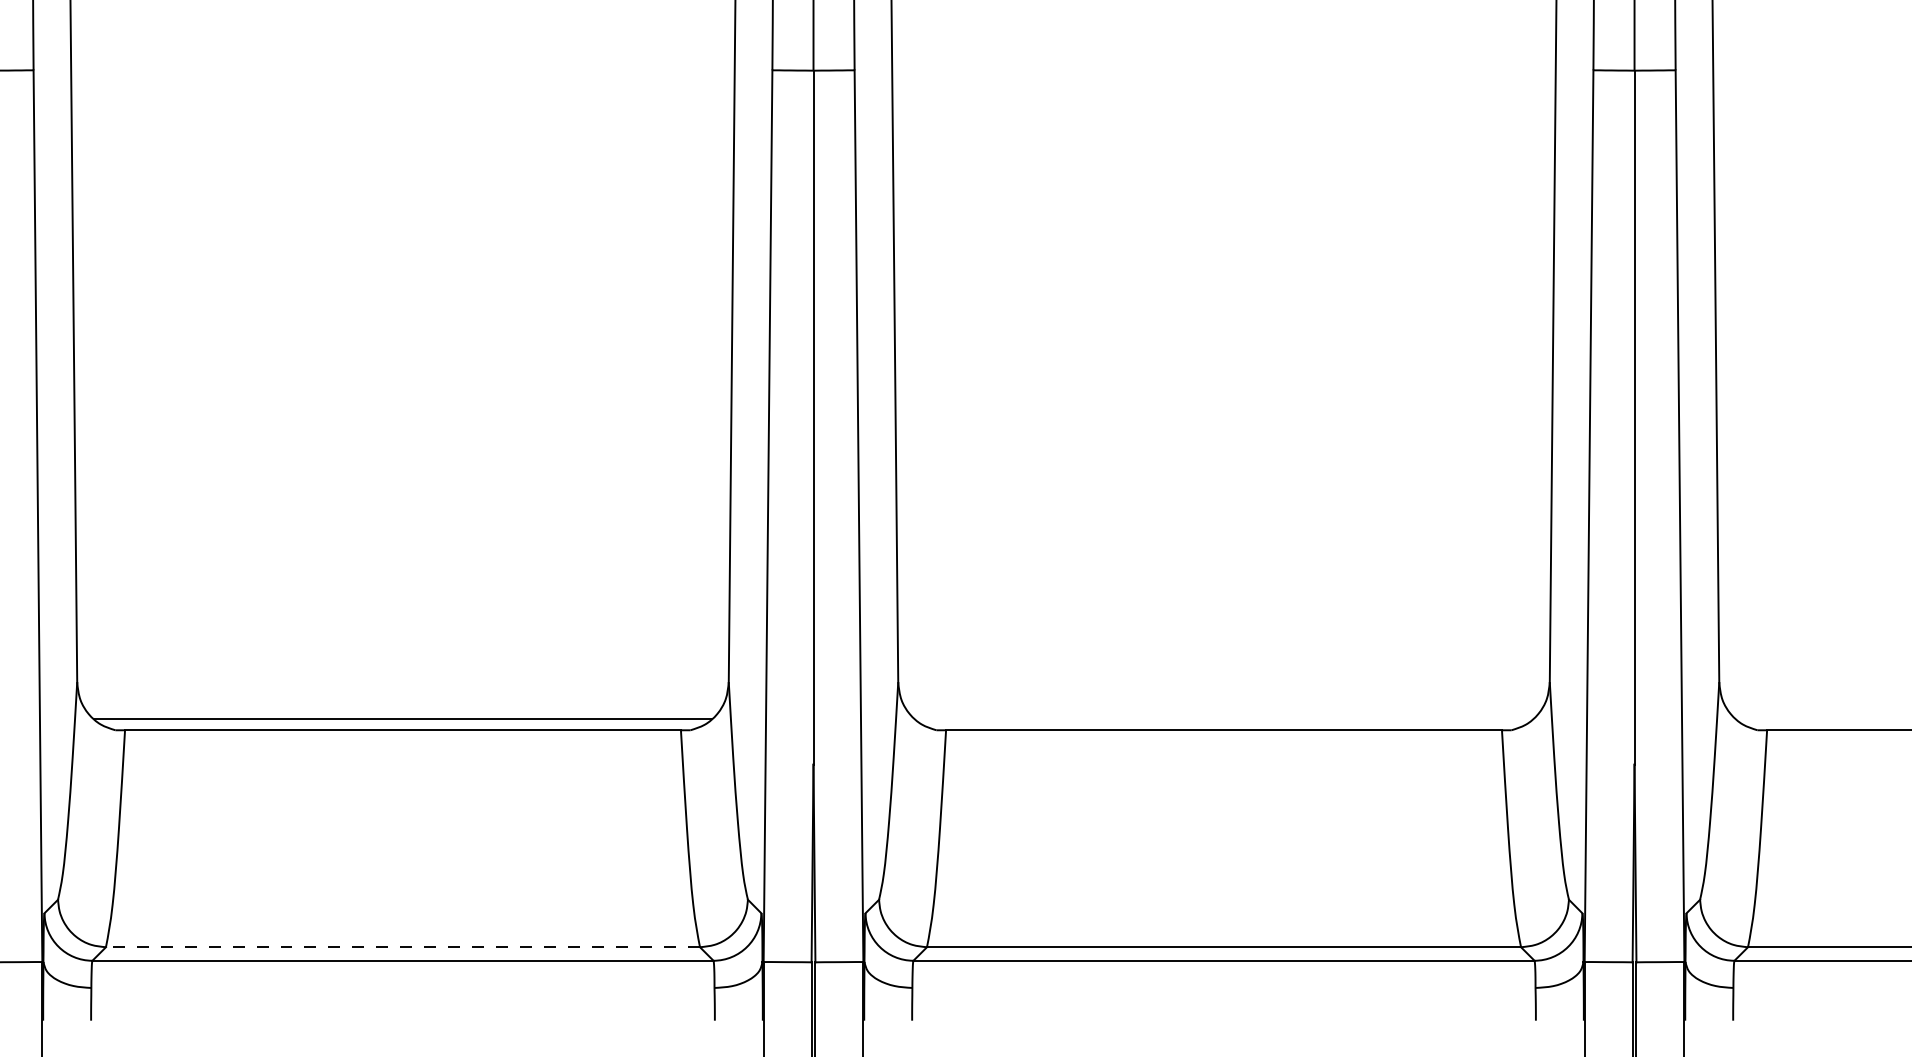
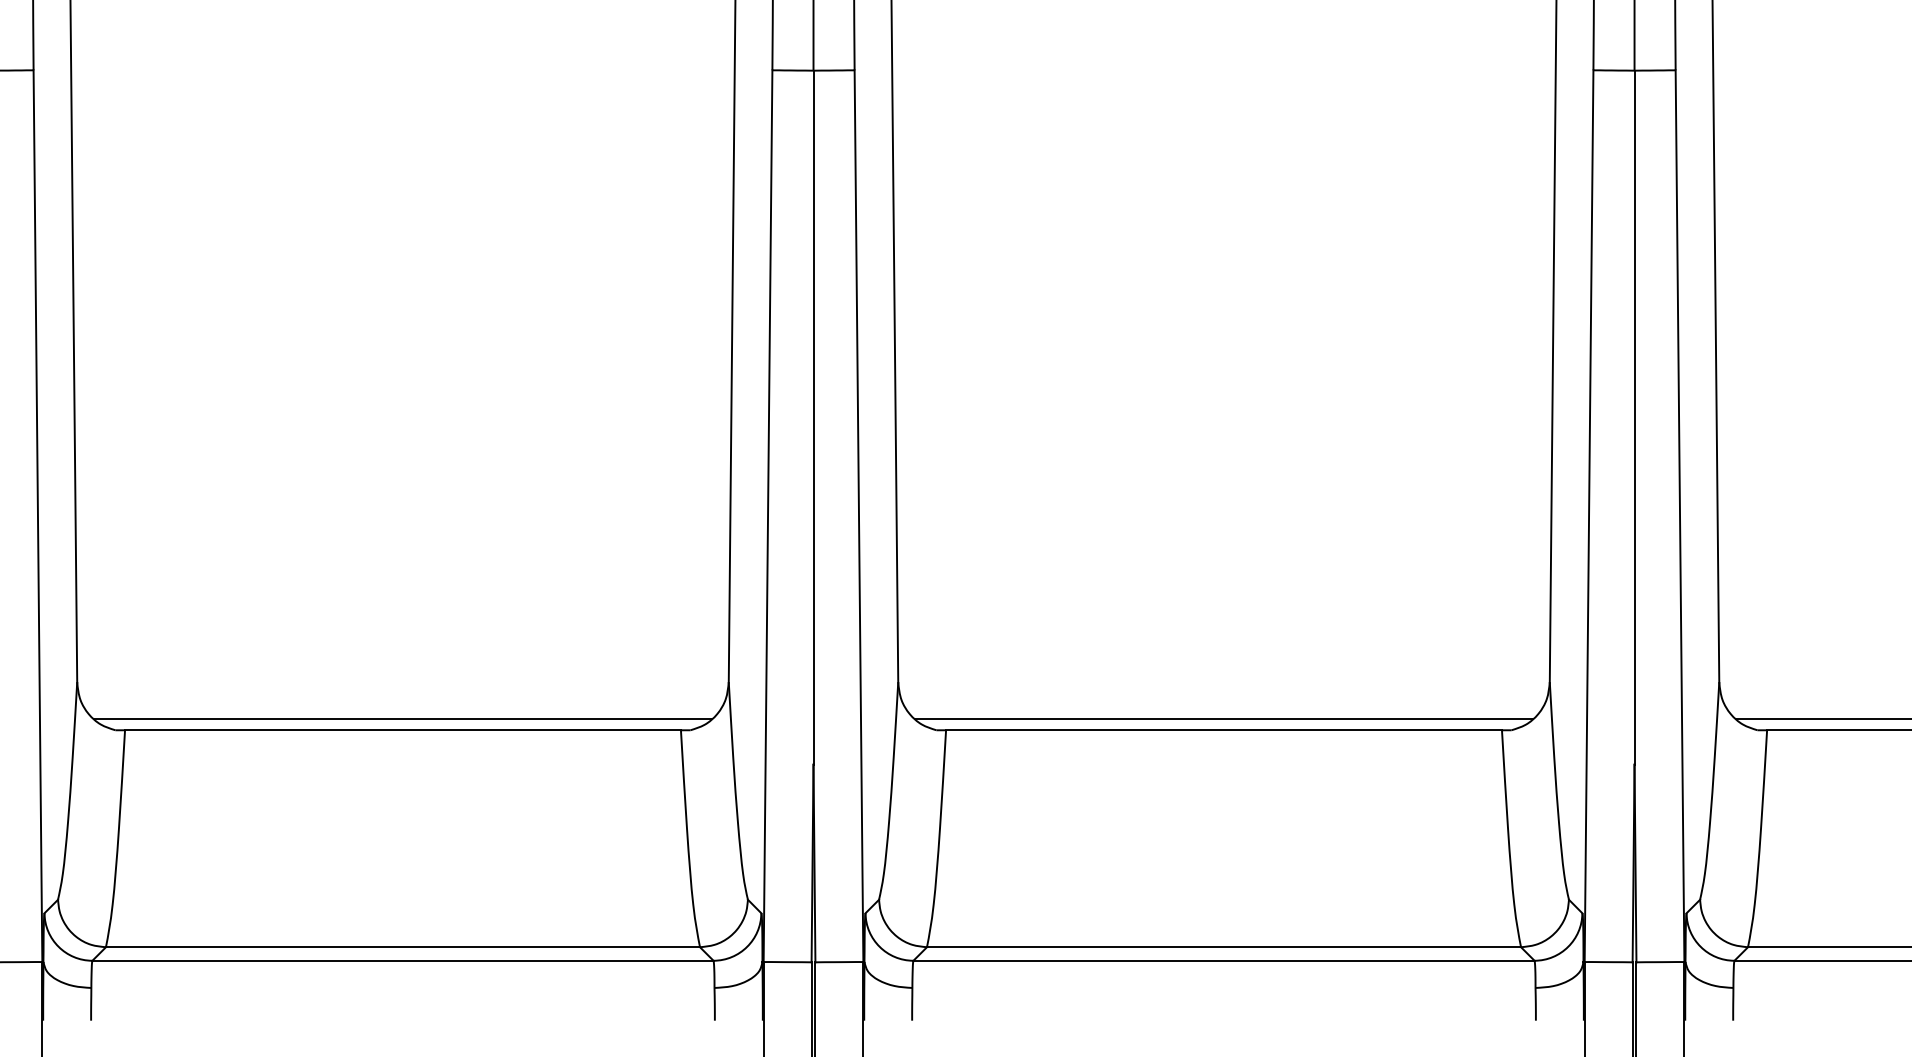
line: none -> present (1223, 718)
line: none -> present (1821, 718)
line: dashed -> solid (402, 947)
